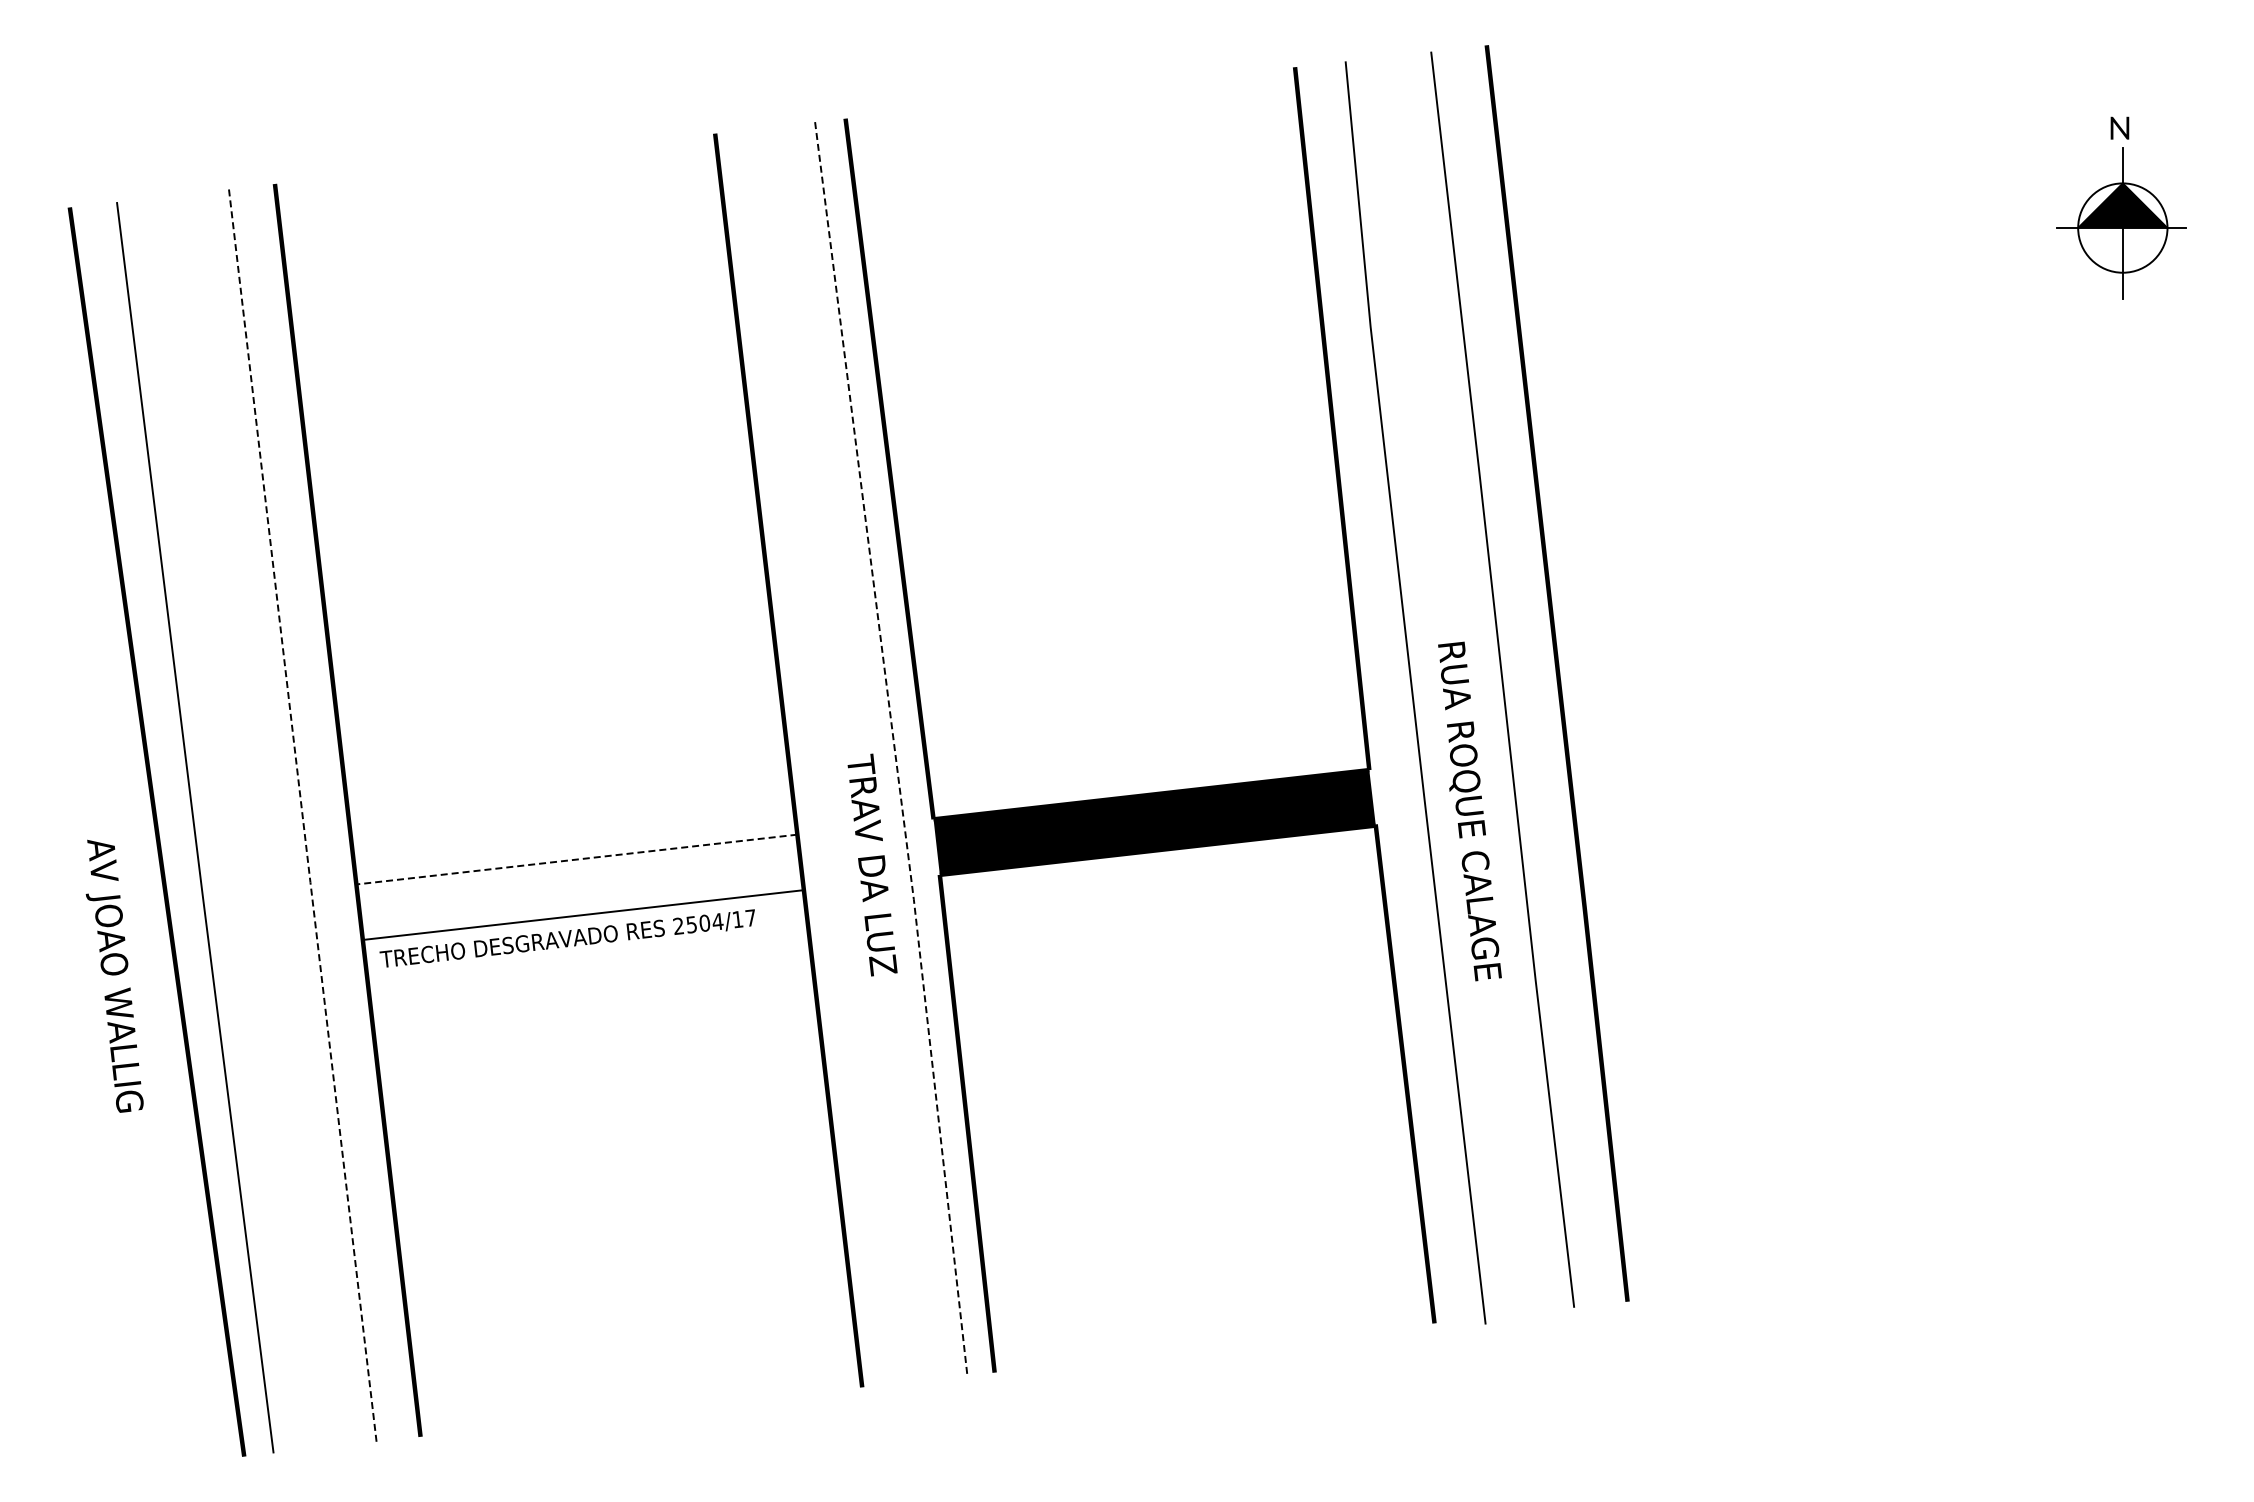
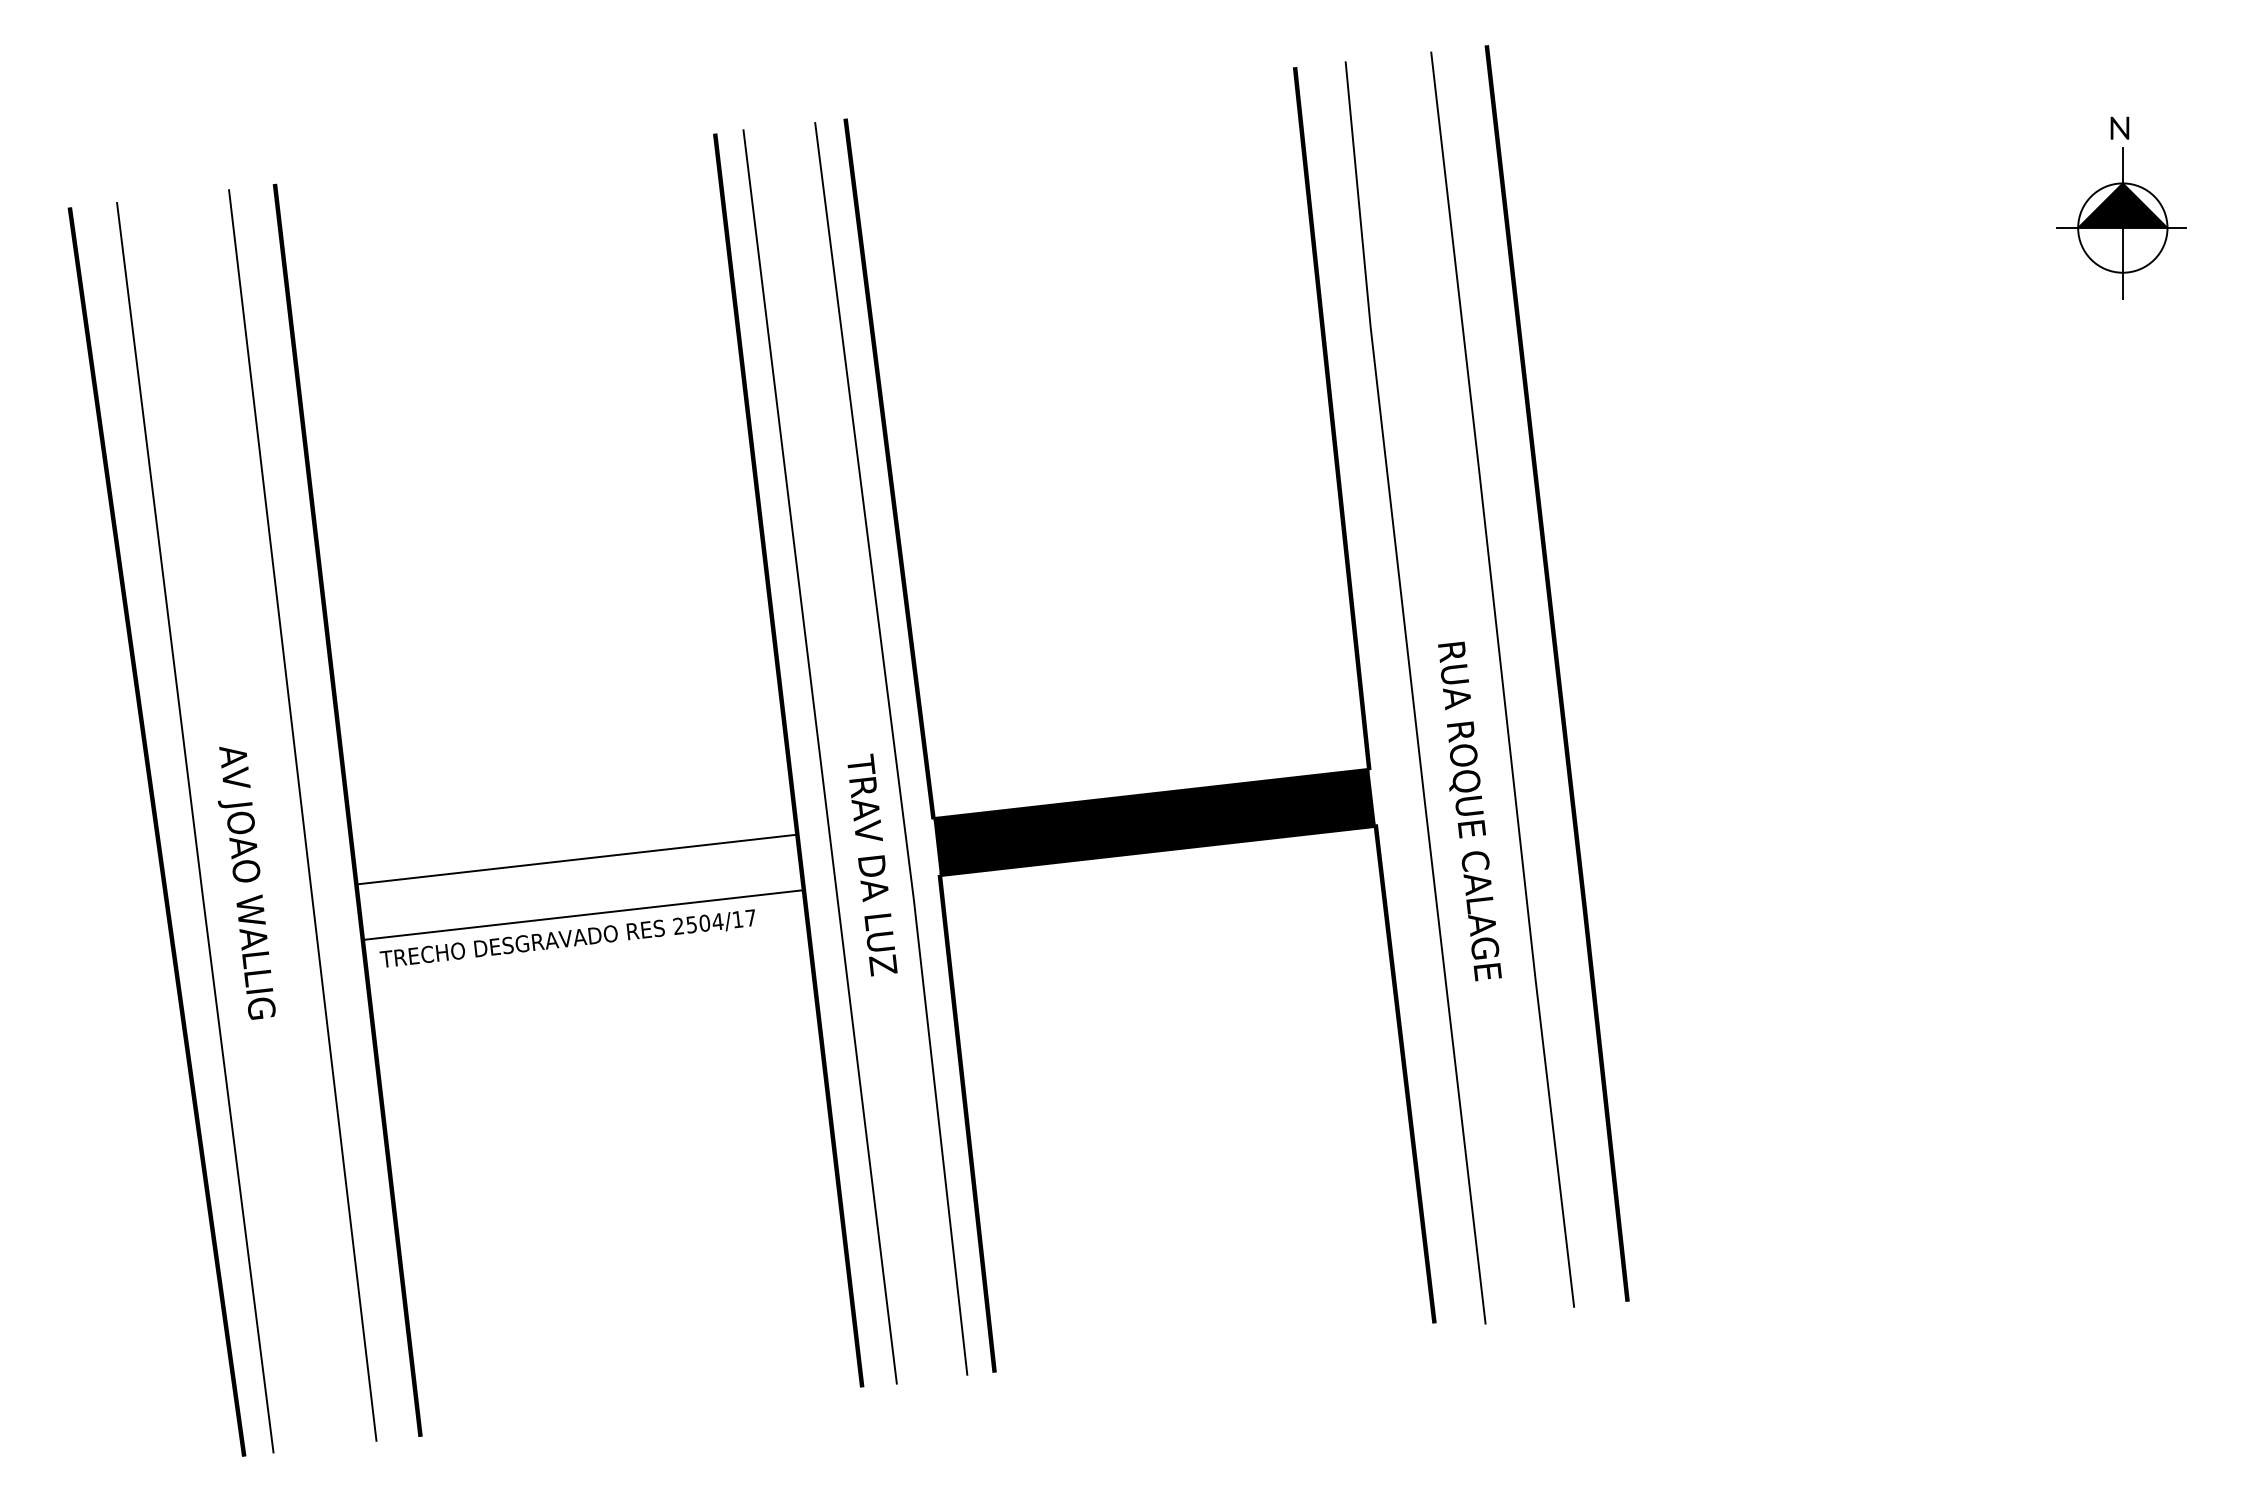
line: dashed -> solid (894, 749)
line: none -> present (819, 756)
line: dashed -> solid (302, 816)
line: dashed -> solid (576, 859)
text position: (114, 975) -> (246, 882) (246, 882)
